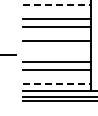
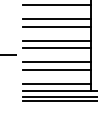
line: dashed -> solid (56, 4)
line: none -> present (56, 48)
line: dashed -> solid (56, 84)
